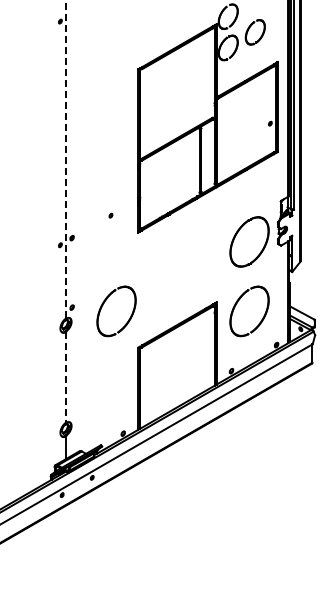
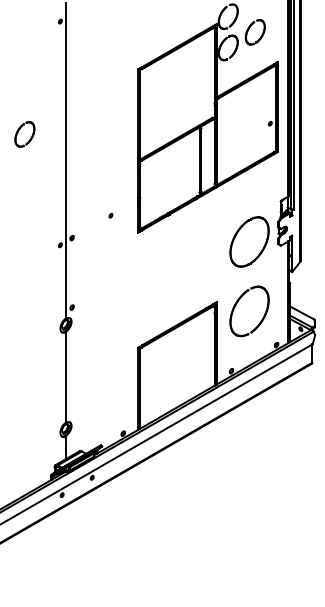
part: none -> present (24, 134)
line: dashed -> solid (66, 160)
part: present -> none (116, 311)
line: dashed -> solid (66, 377)
